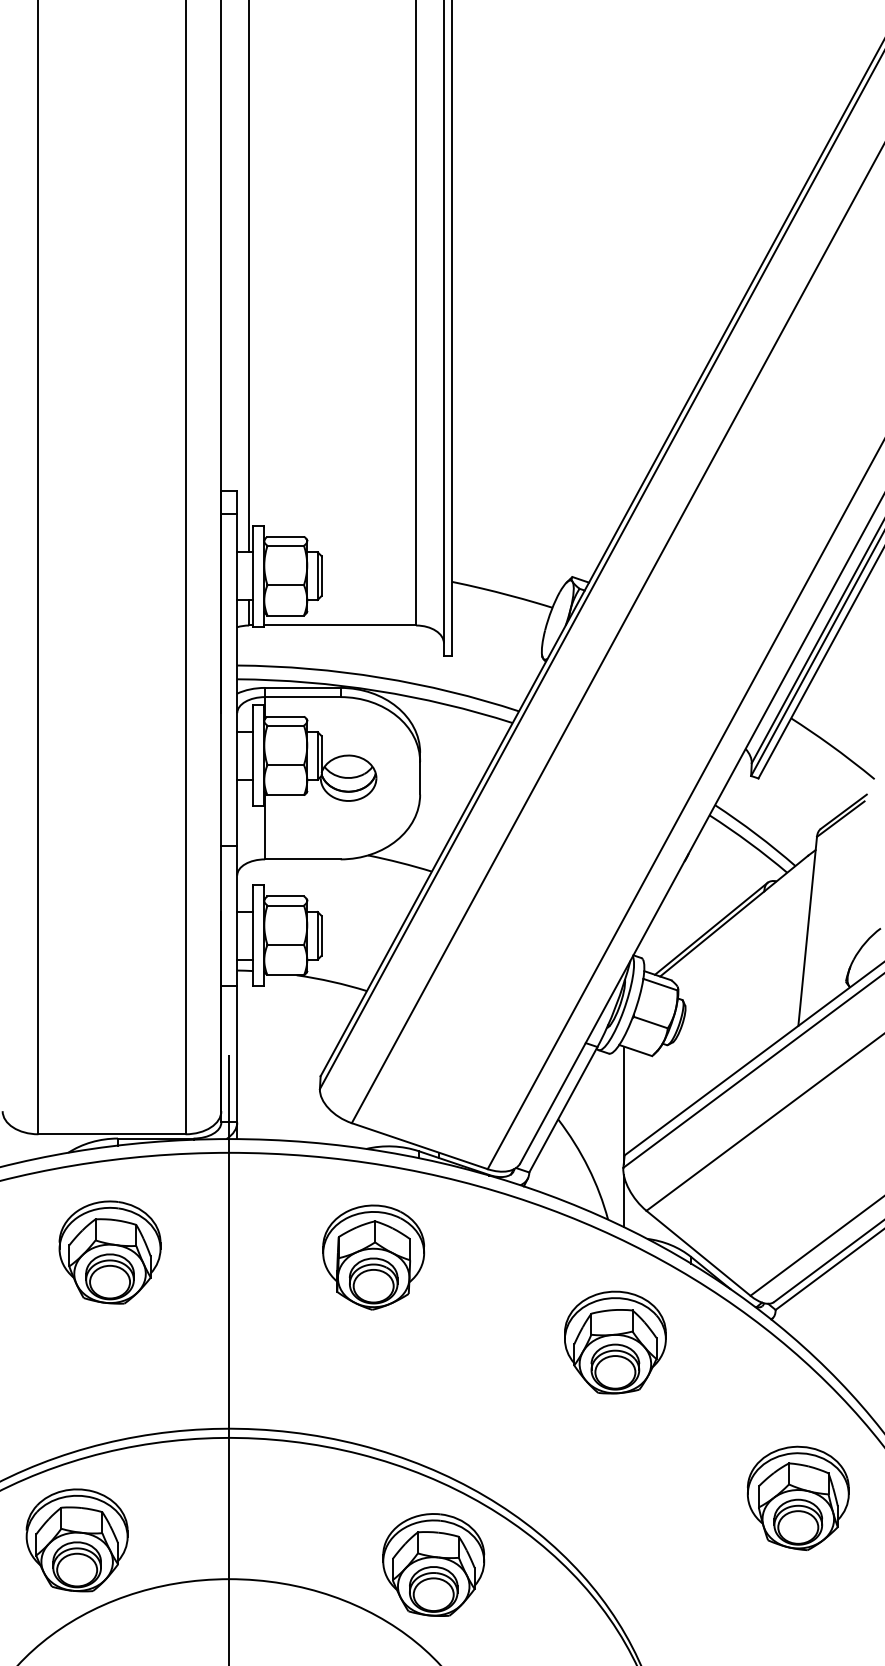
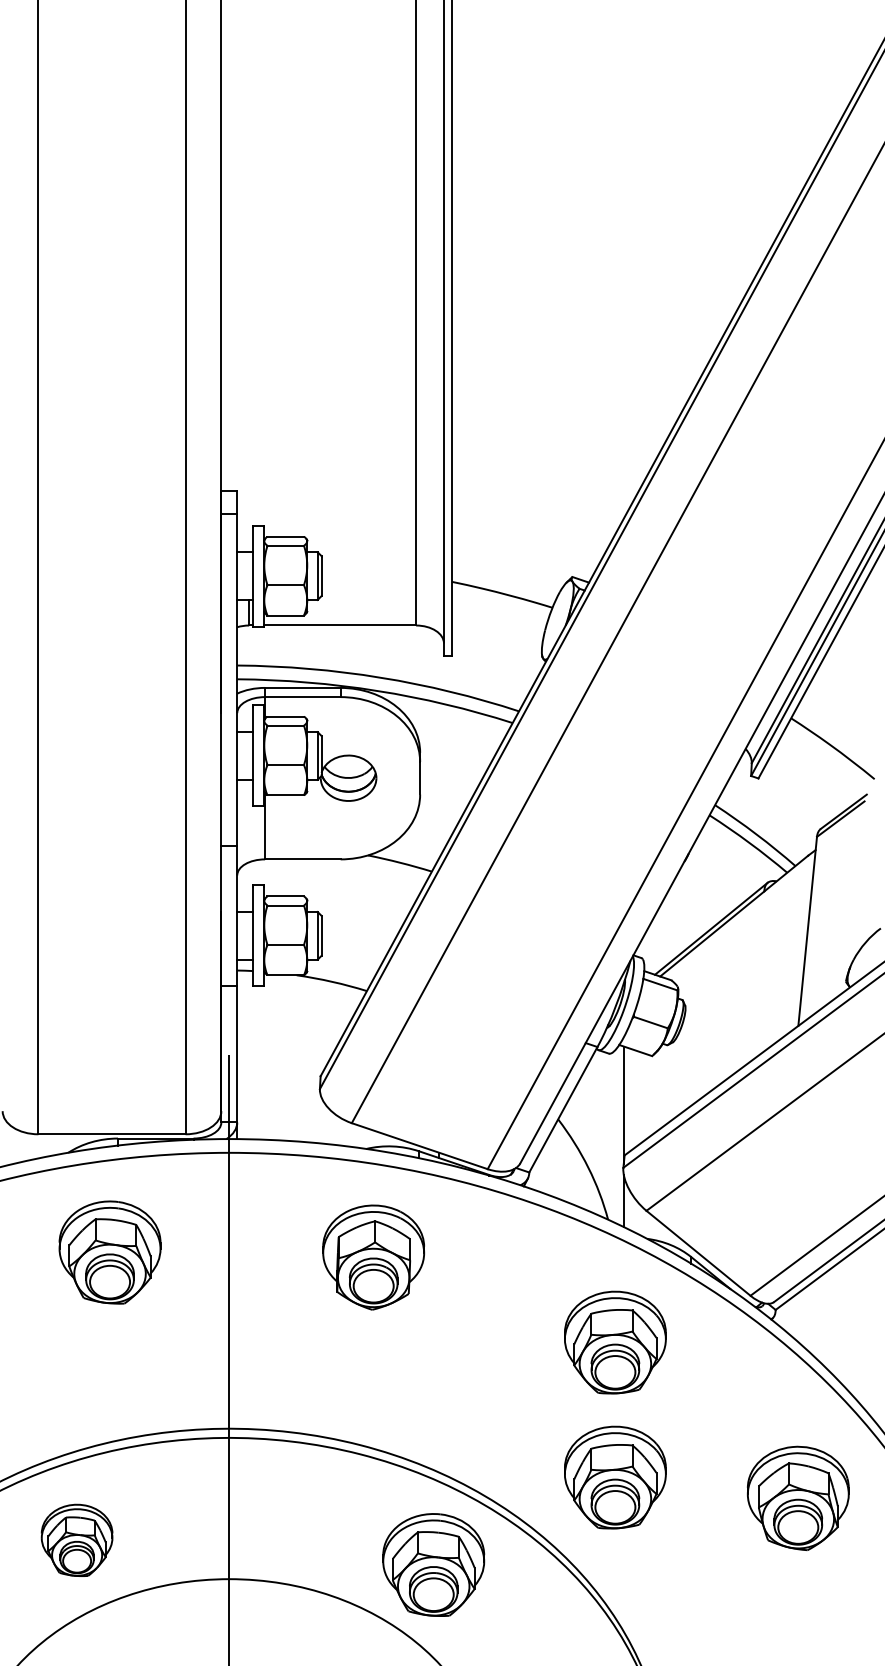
line: present -> none (249, 277)
part: none -> present (615, 1477)
part size: 104x105 px -> 74x74 px (76, 1539)
